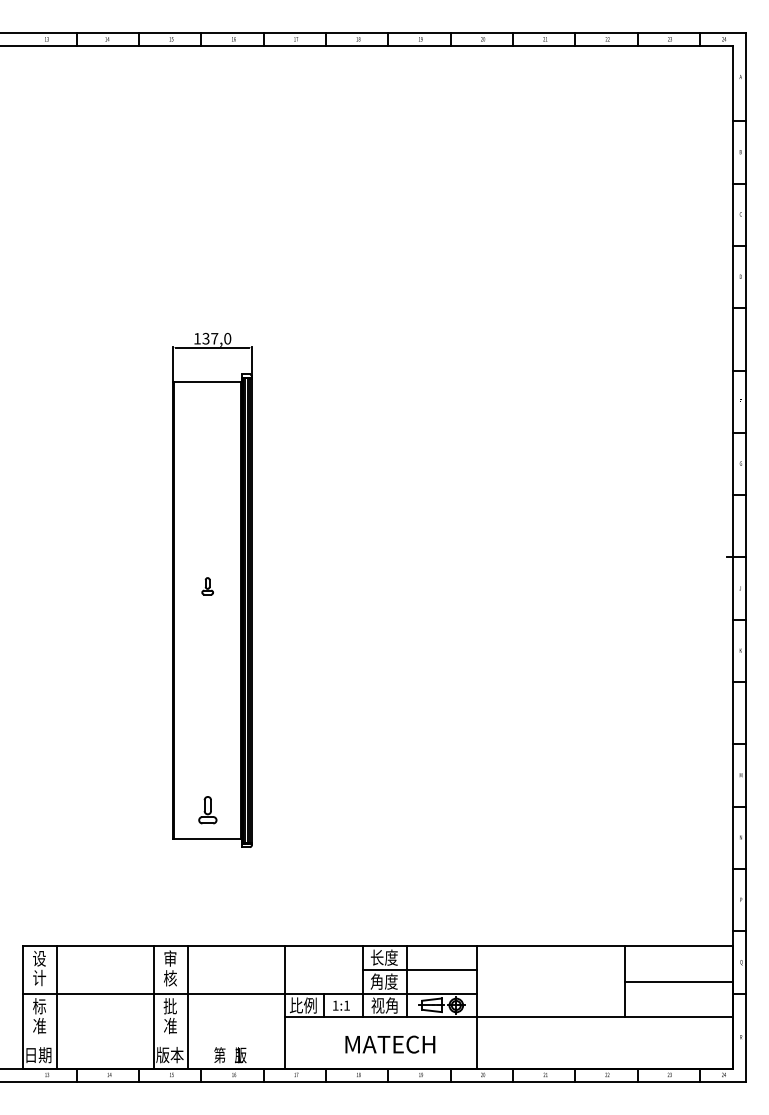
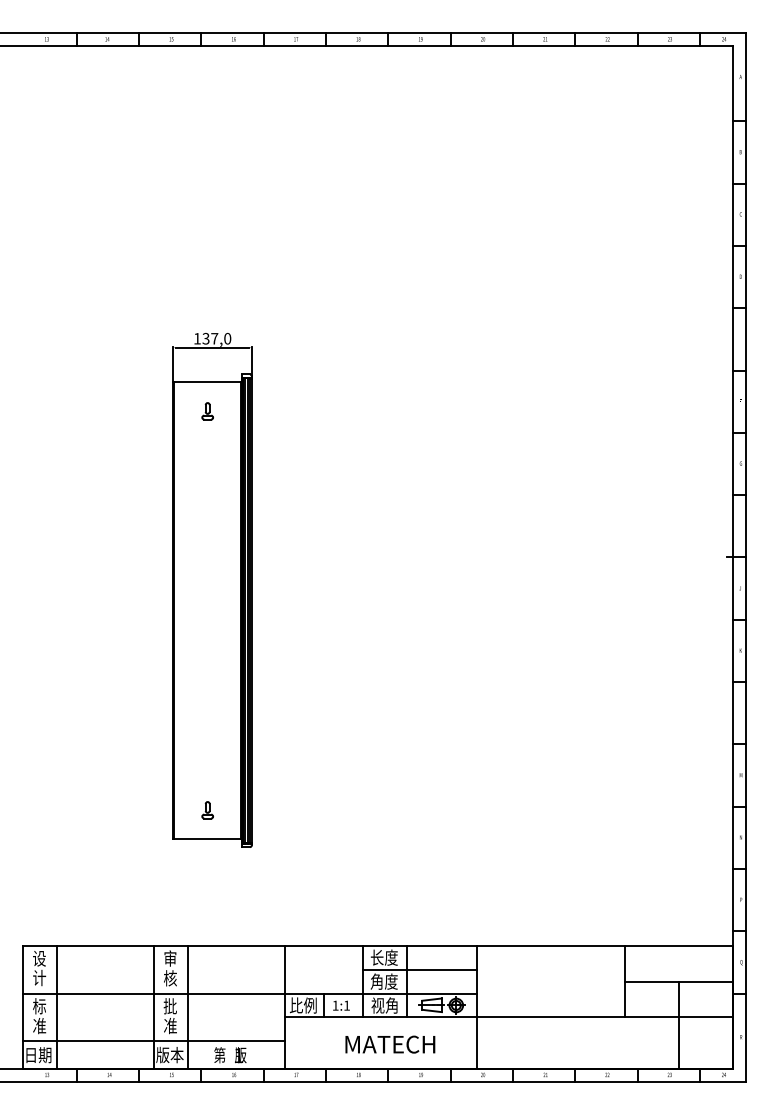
part position: (207, 586) -> (207, 411) (207, 411)
part size: 20x29 px -> 13x19 px (207, 810)
line: none -> present (679, 1025)
line: none -> present (153, 1041)
